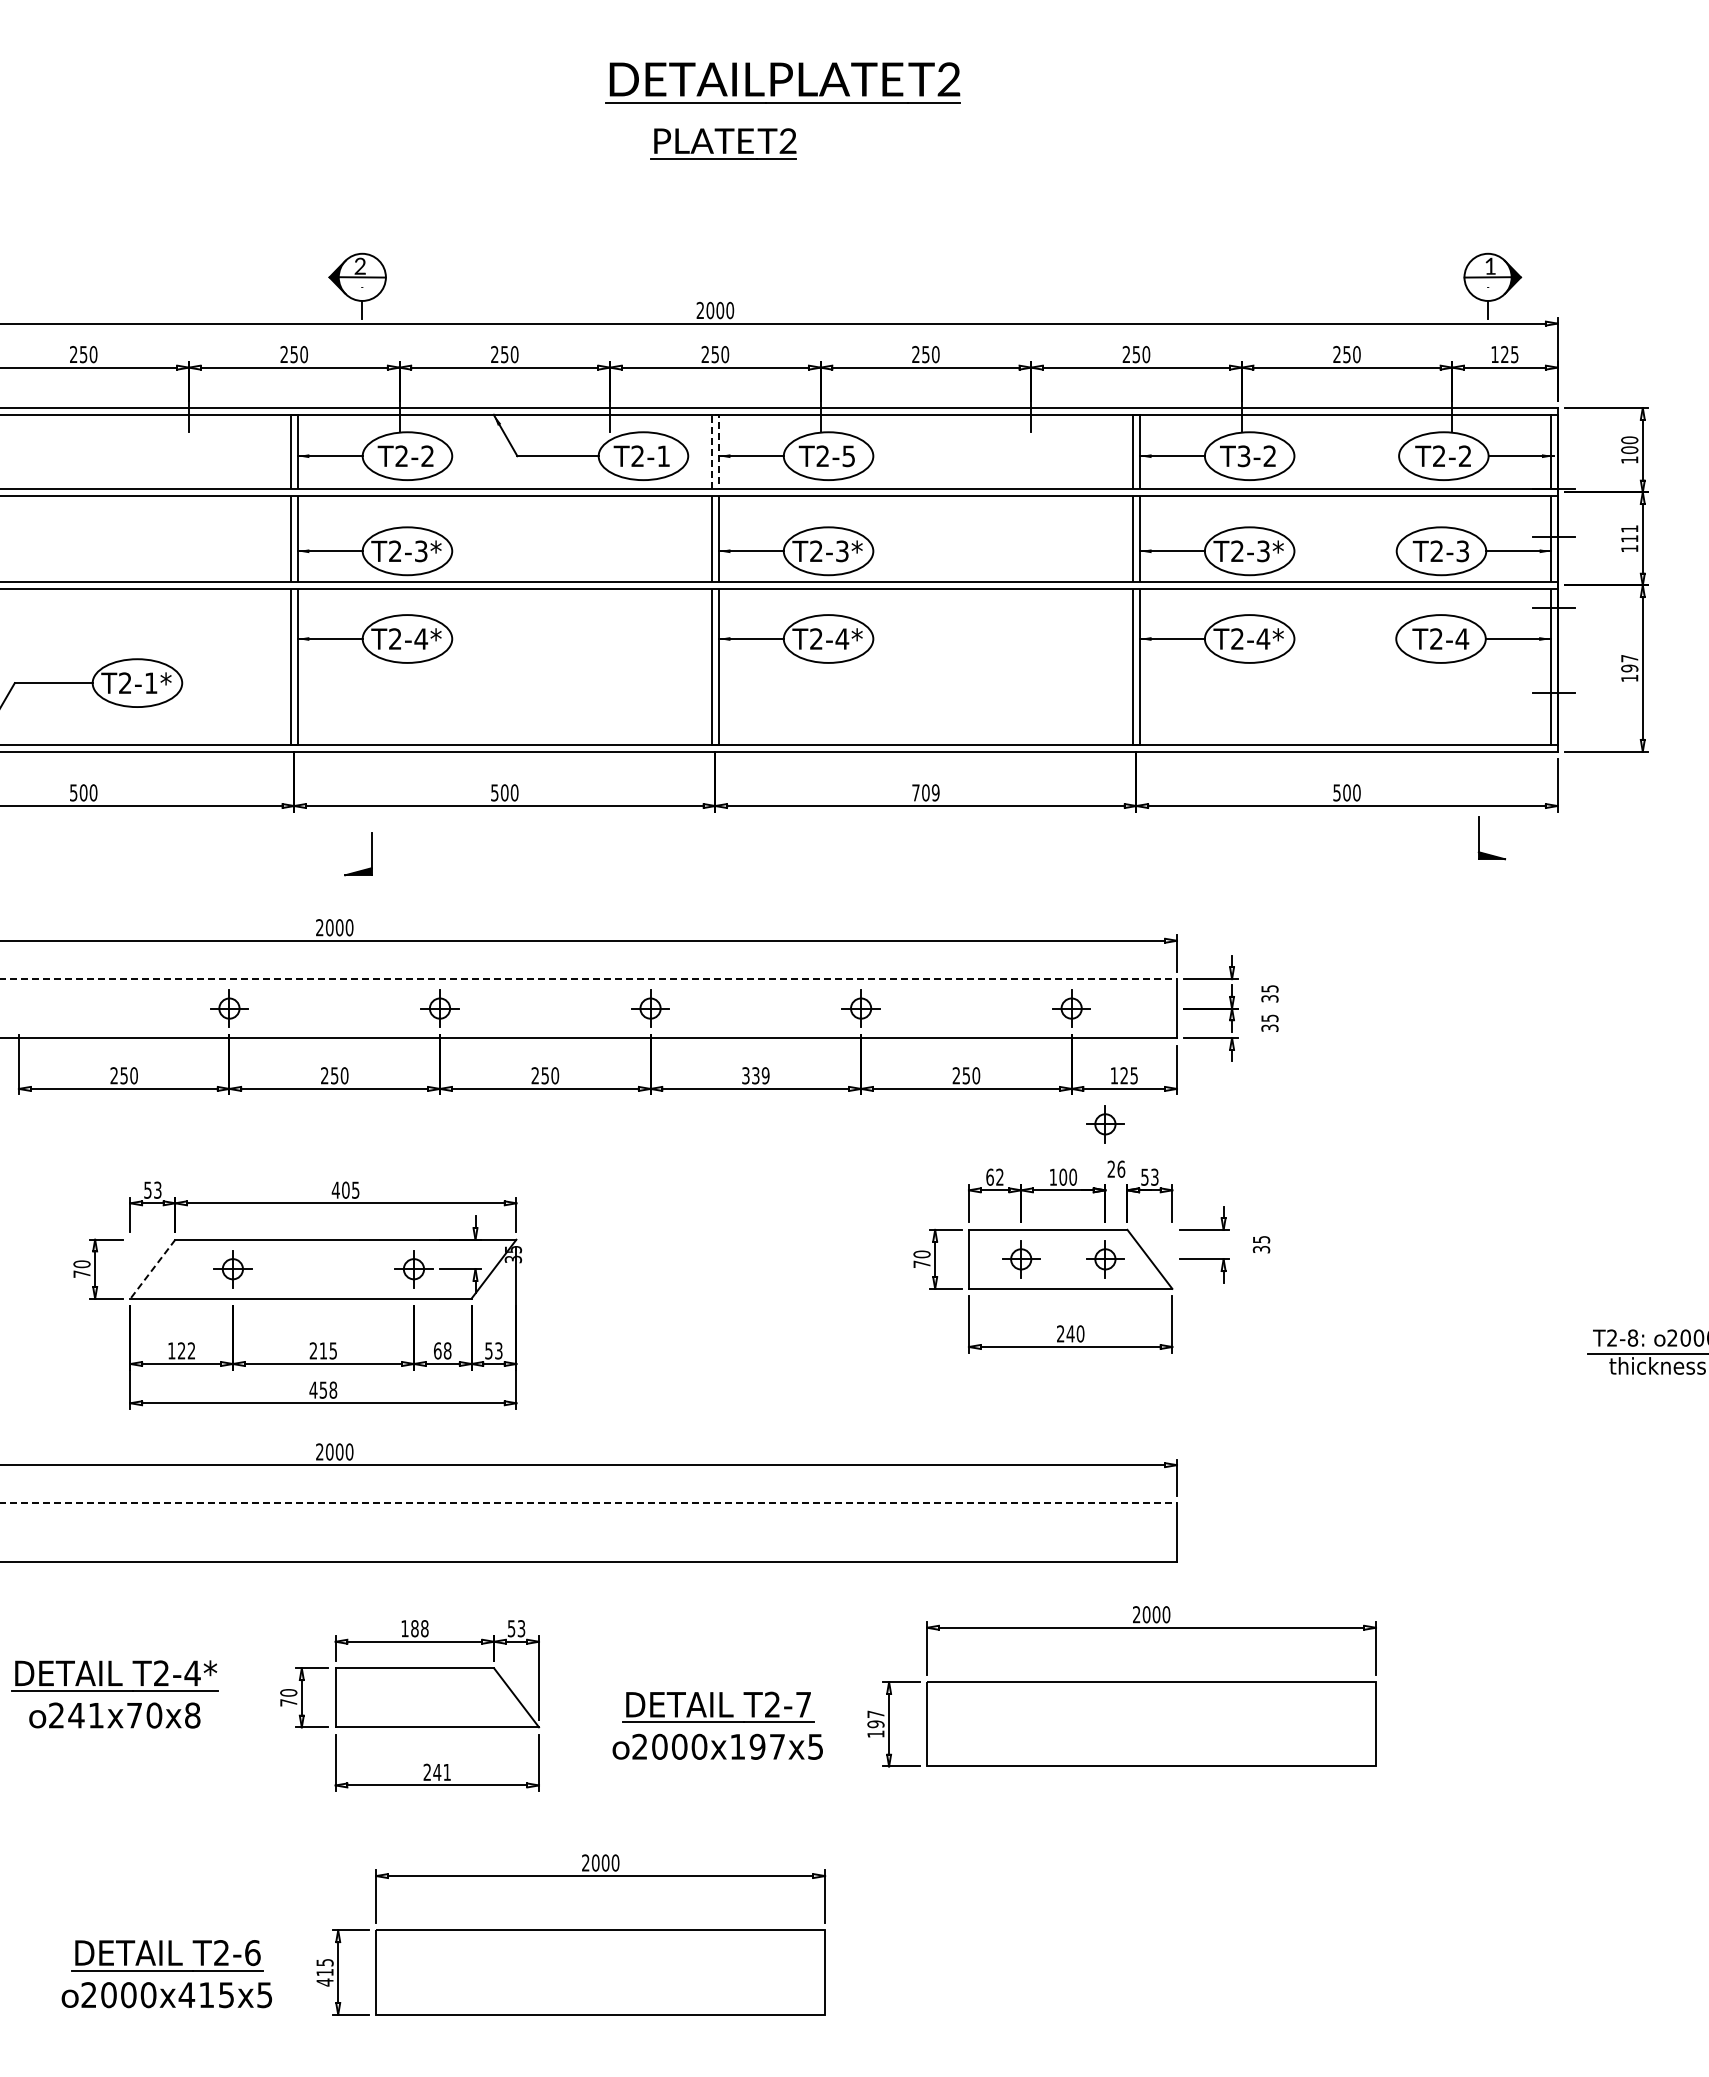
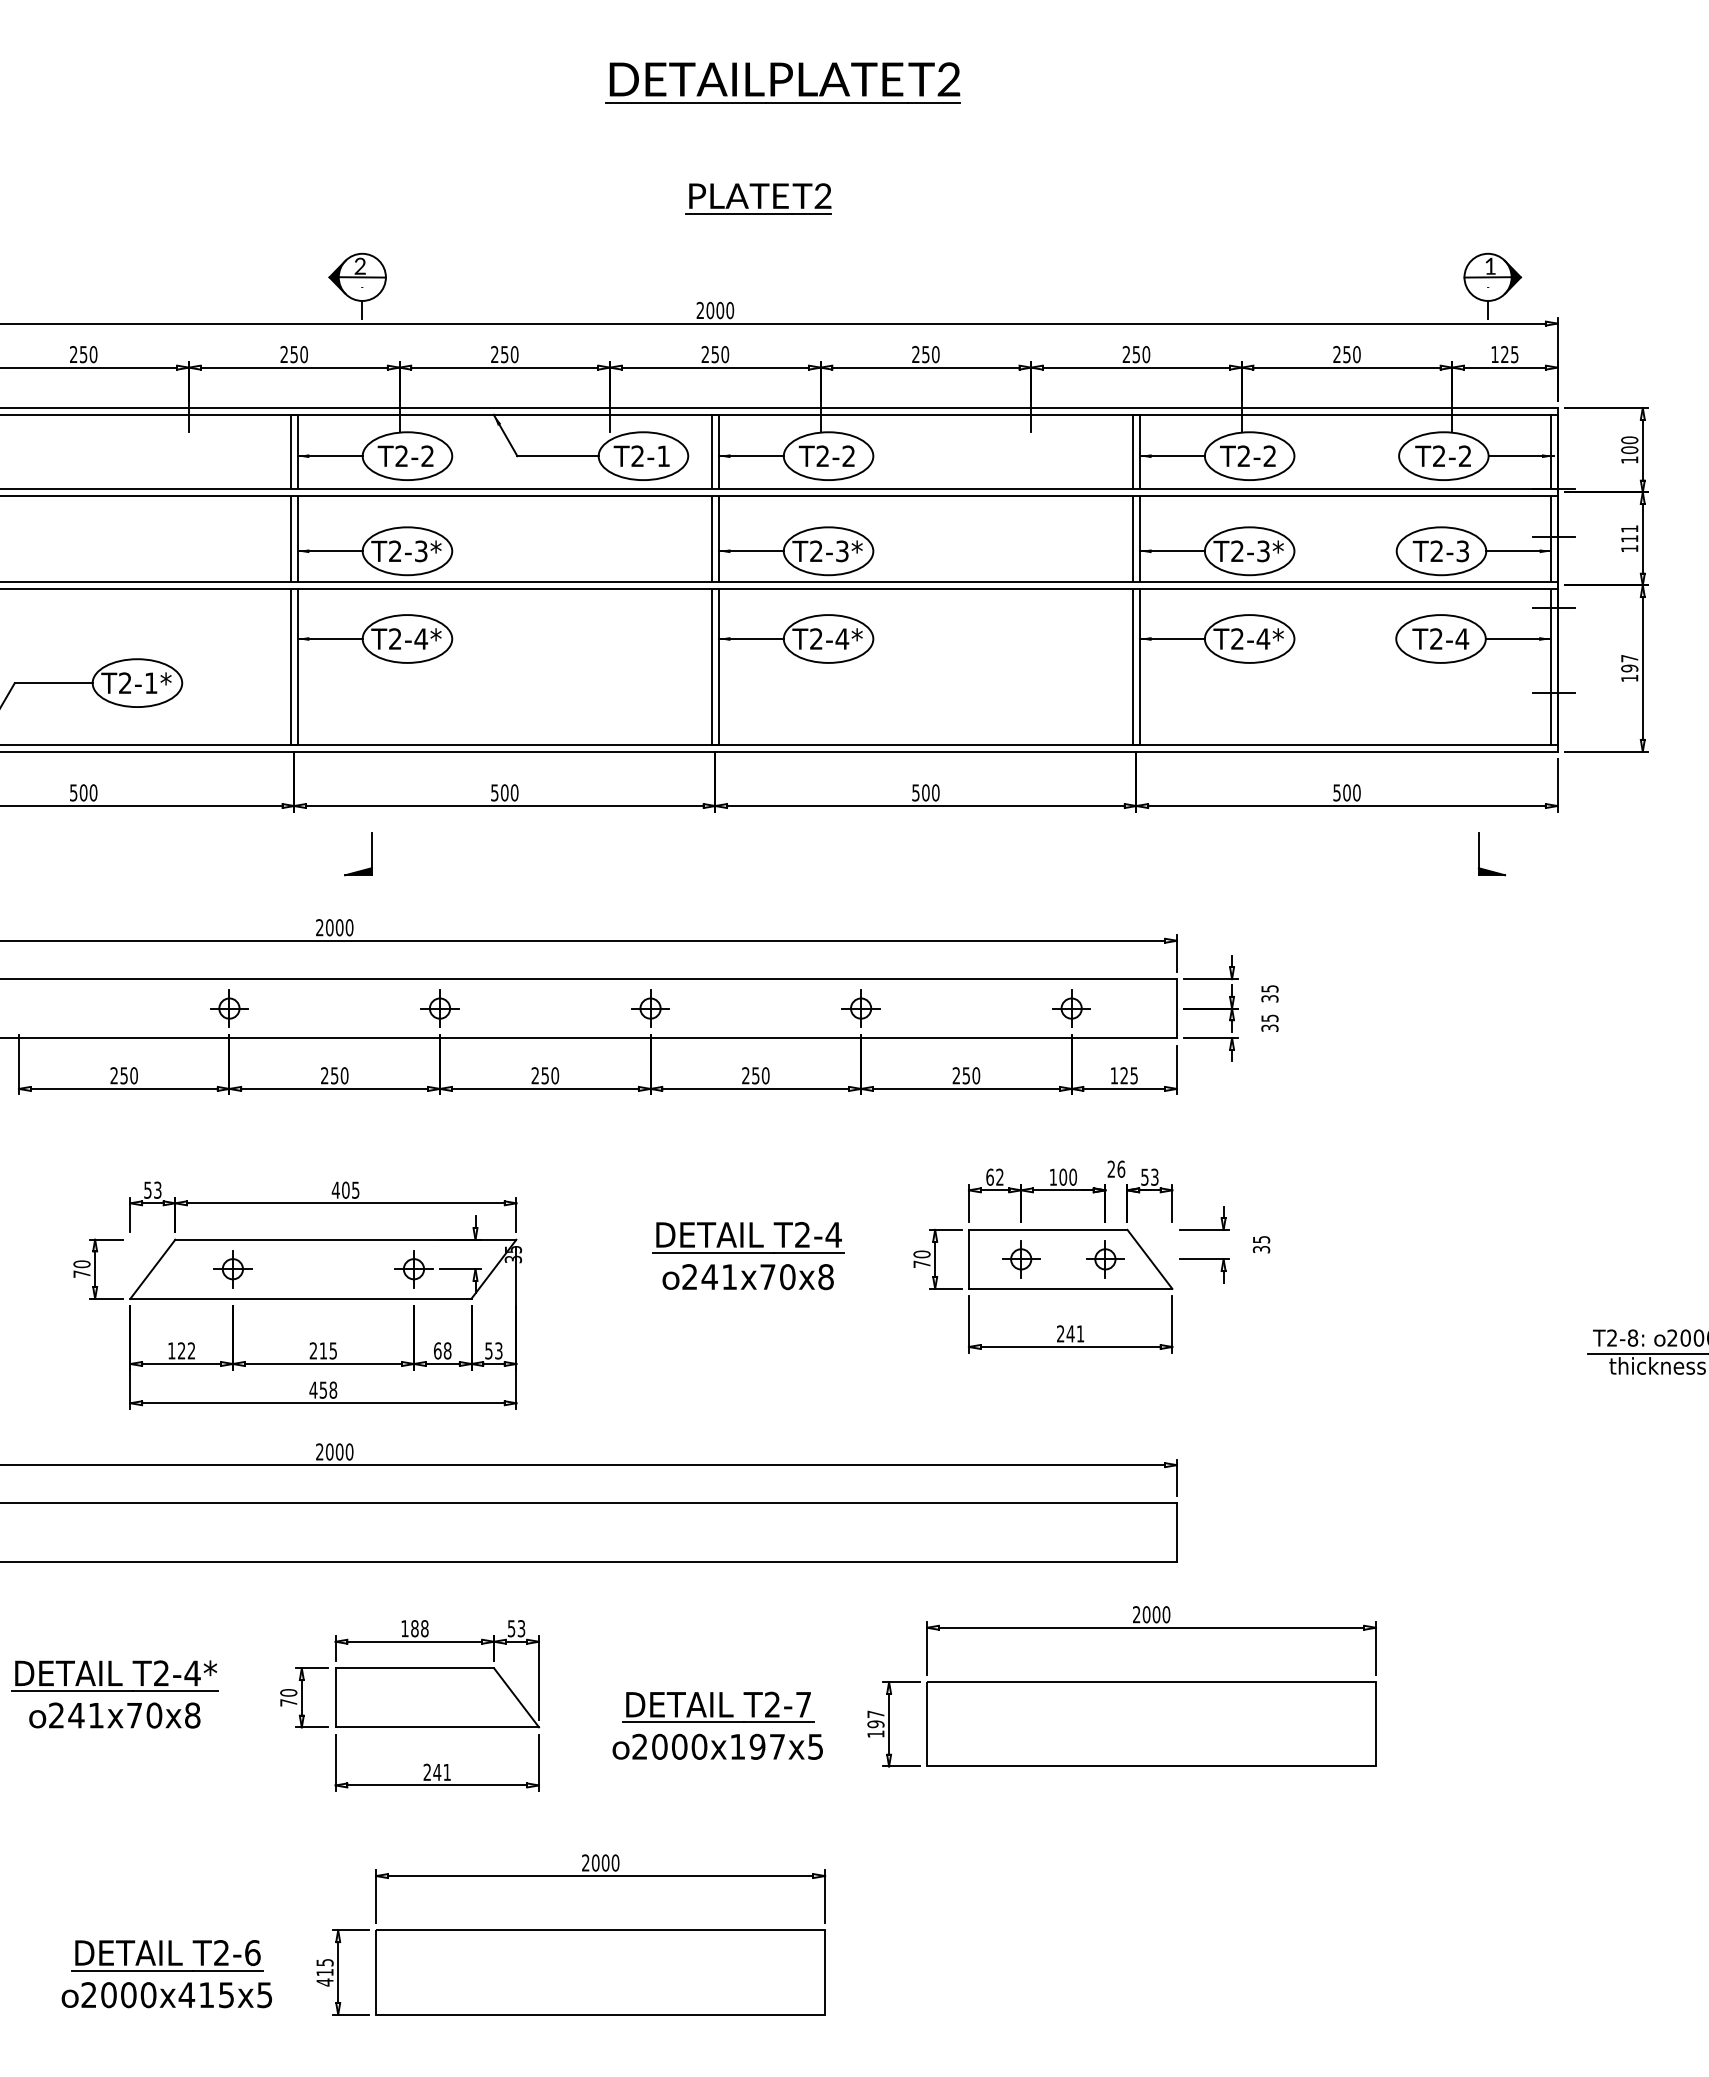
part position: (723, 143) -> (758, 198) (758, 198)
line: dashed -> solid (715, 414)
text: T2-5 -> T2-2 (848, 456)
text: T3-2 -> T2-2 (1243, 456)
text: 709 -> 500 (925, 792)
part position: (1479, 838) -> (1479, 854) (1479, 854)
line: dashed -> solid (589, 979)
text: 339 -> 250 (755, 1075)
part: present -> none (1105, 1124)
part: none -> present (748, 1256)
line: dashed -> solid (152, 1269)
text: 240 -> 241 (1080, 1333)
line: dashed -> solid (589, 1503)
